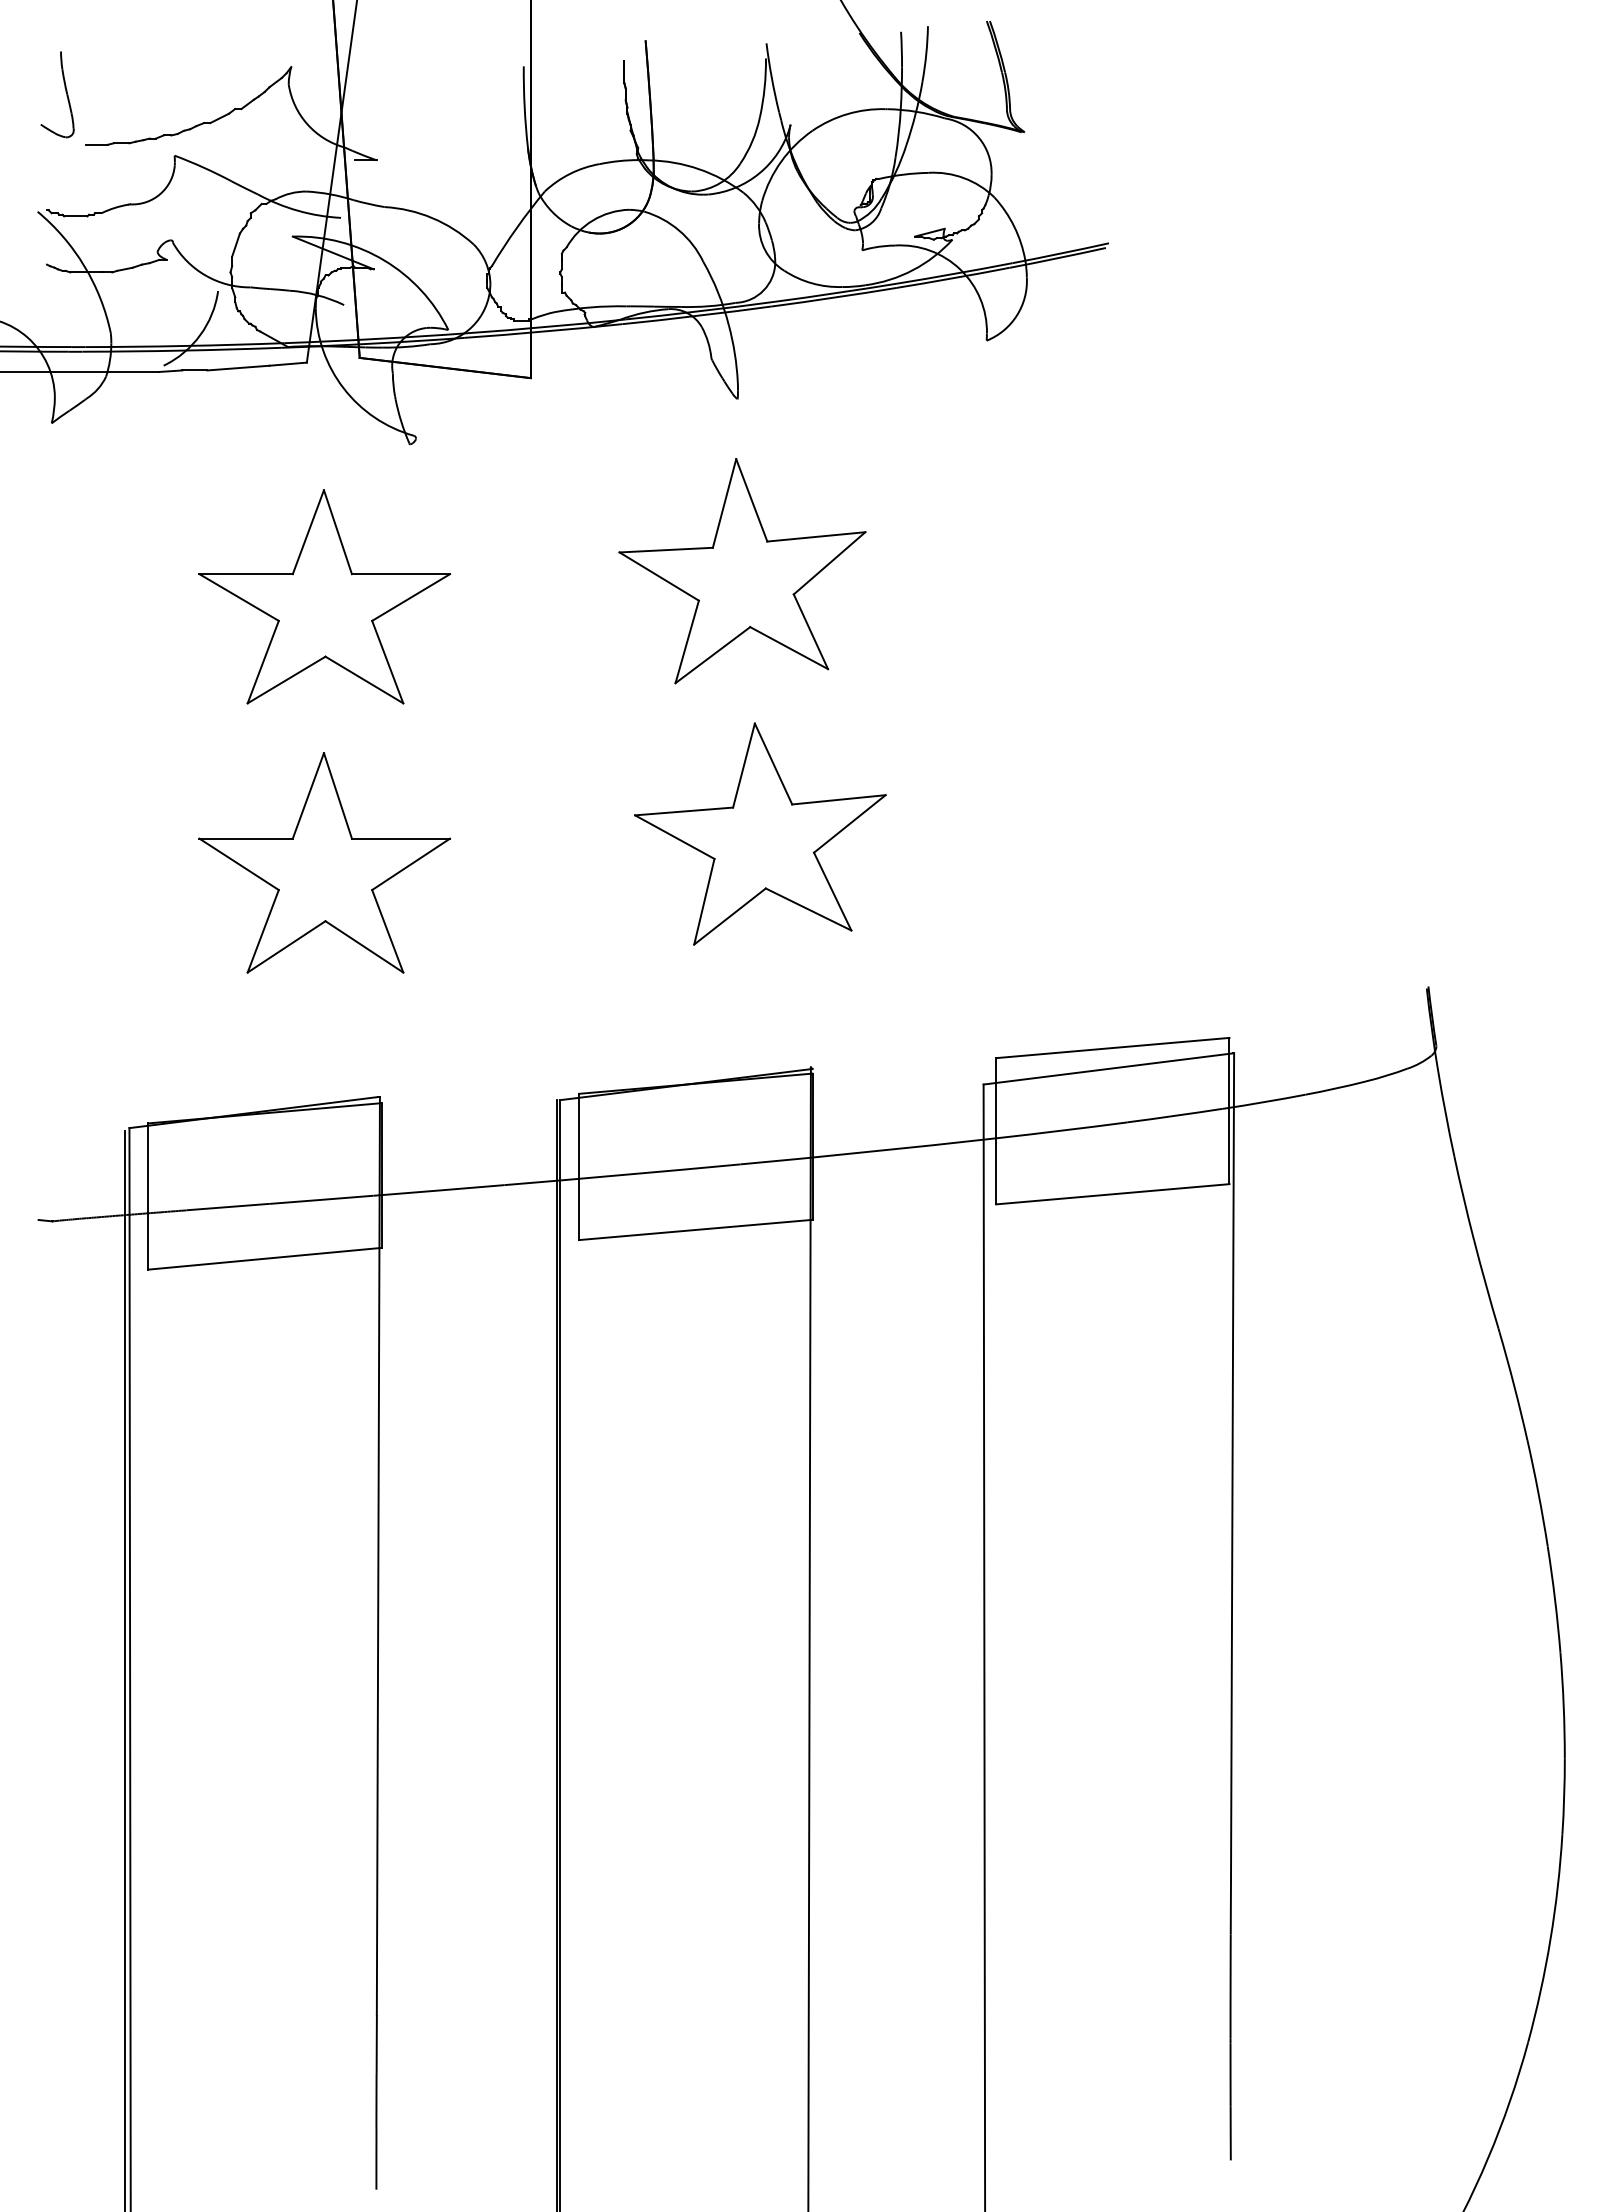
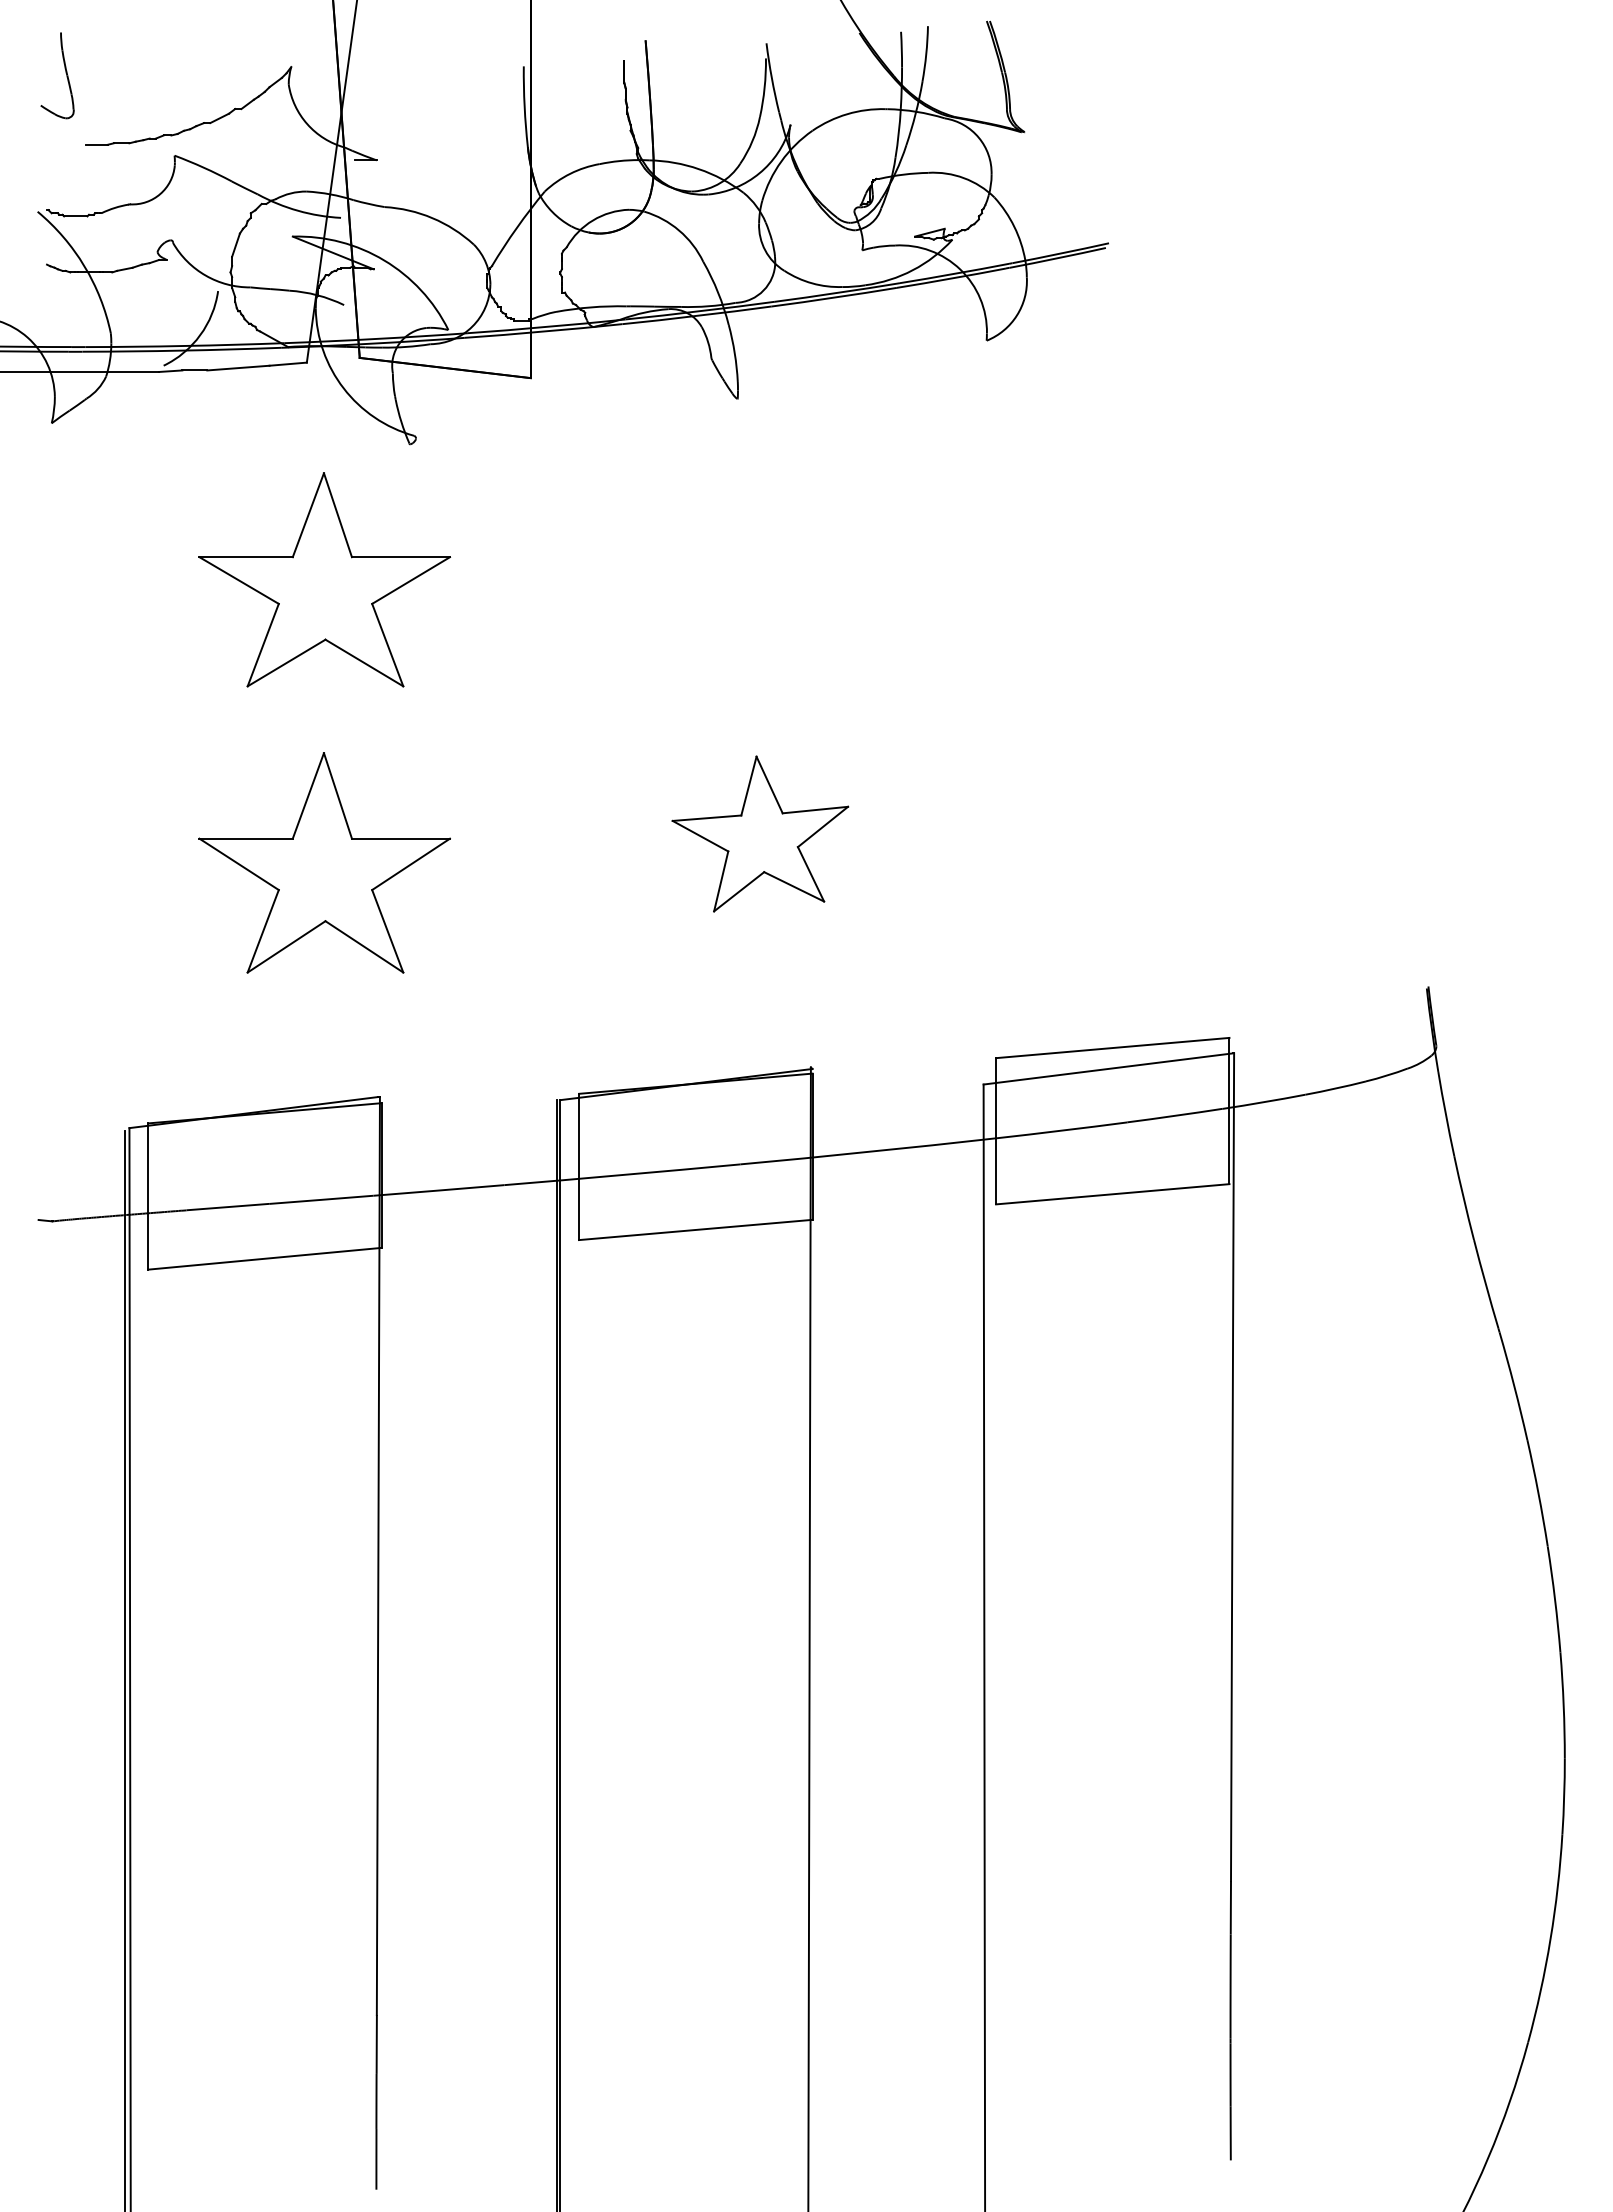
part position: (65, 92) -> (65, 73) (65, 73)
part: present -> none (742, 571)
part position: (324, 596) -> (324, 579) (324, 579)
part size: 253x224 px -> 179x158 px (760, 833)
